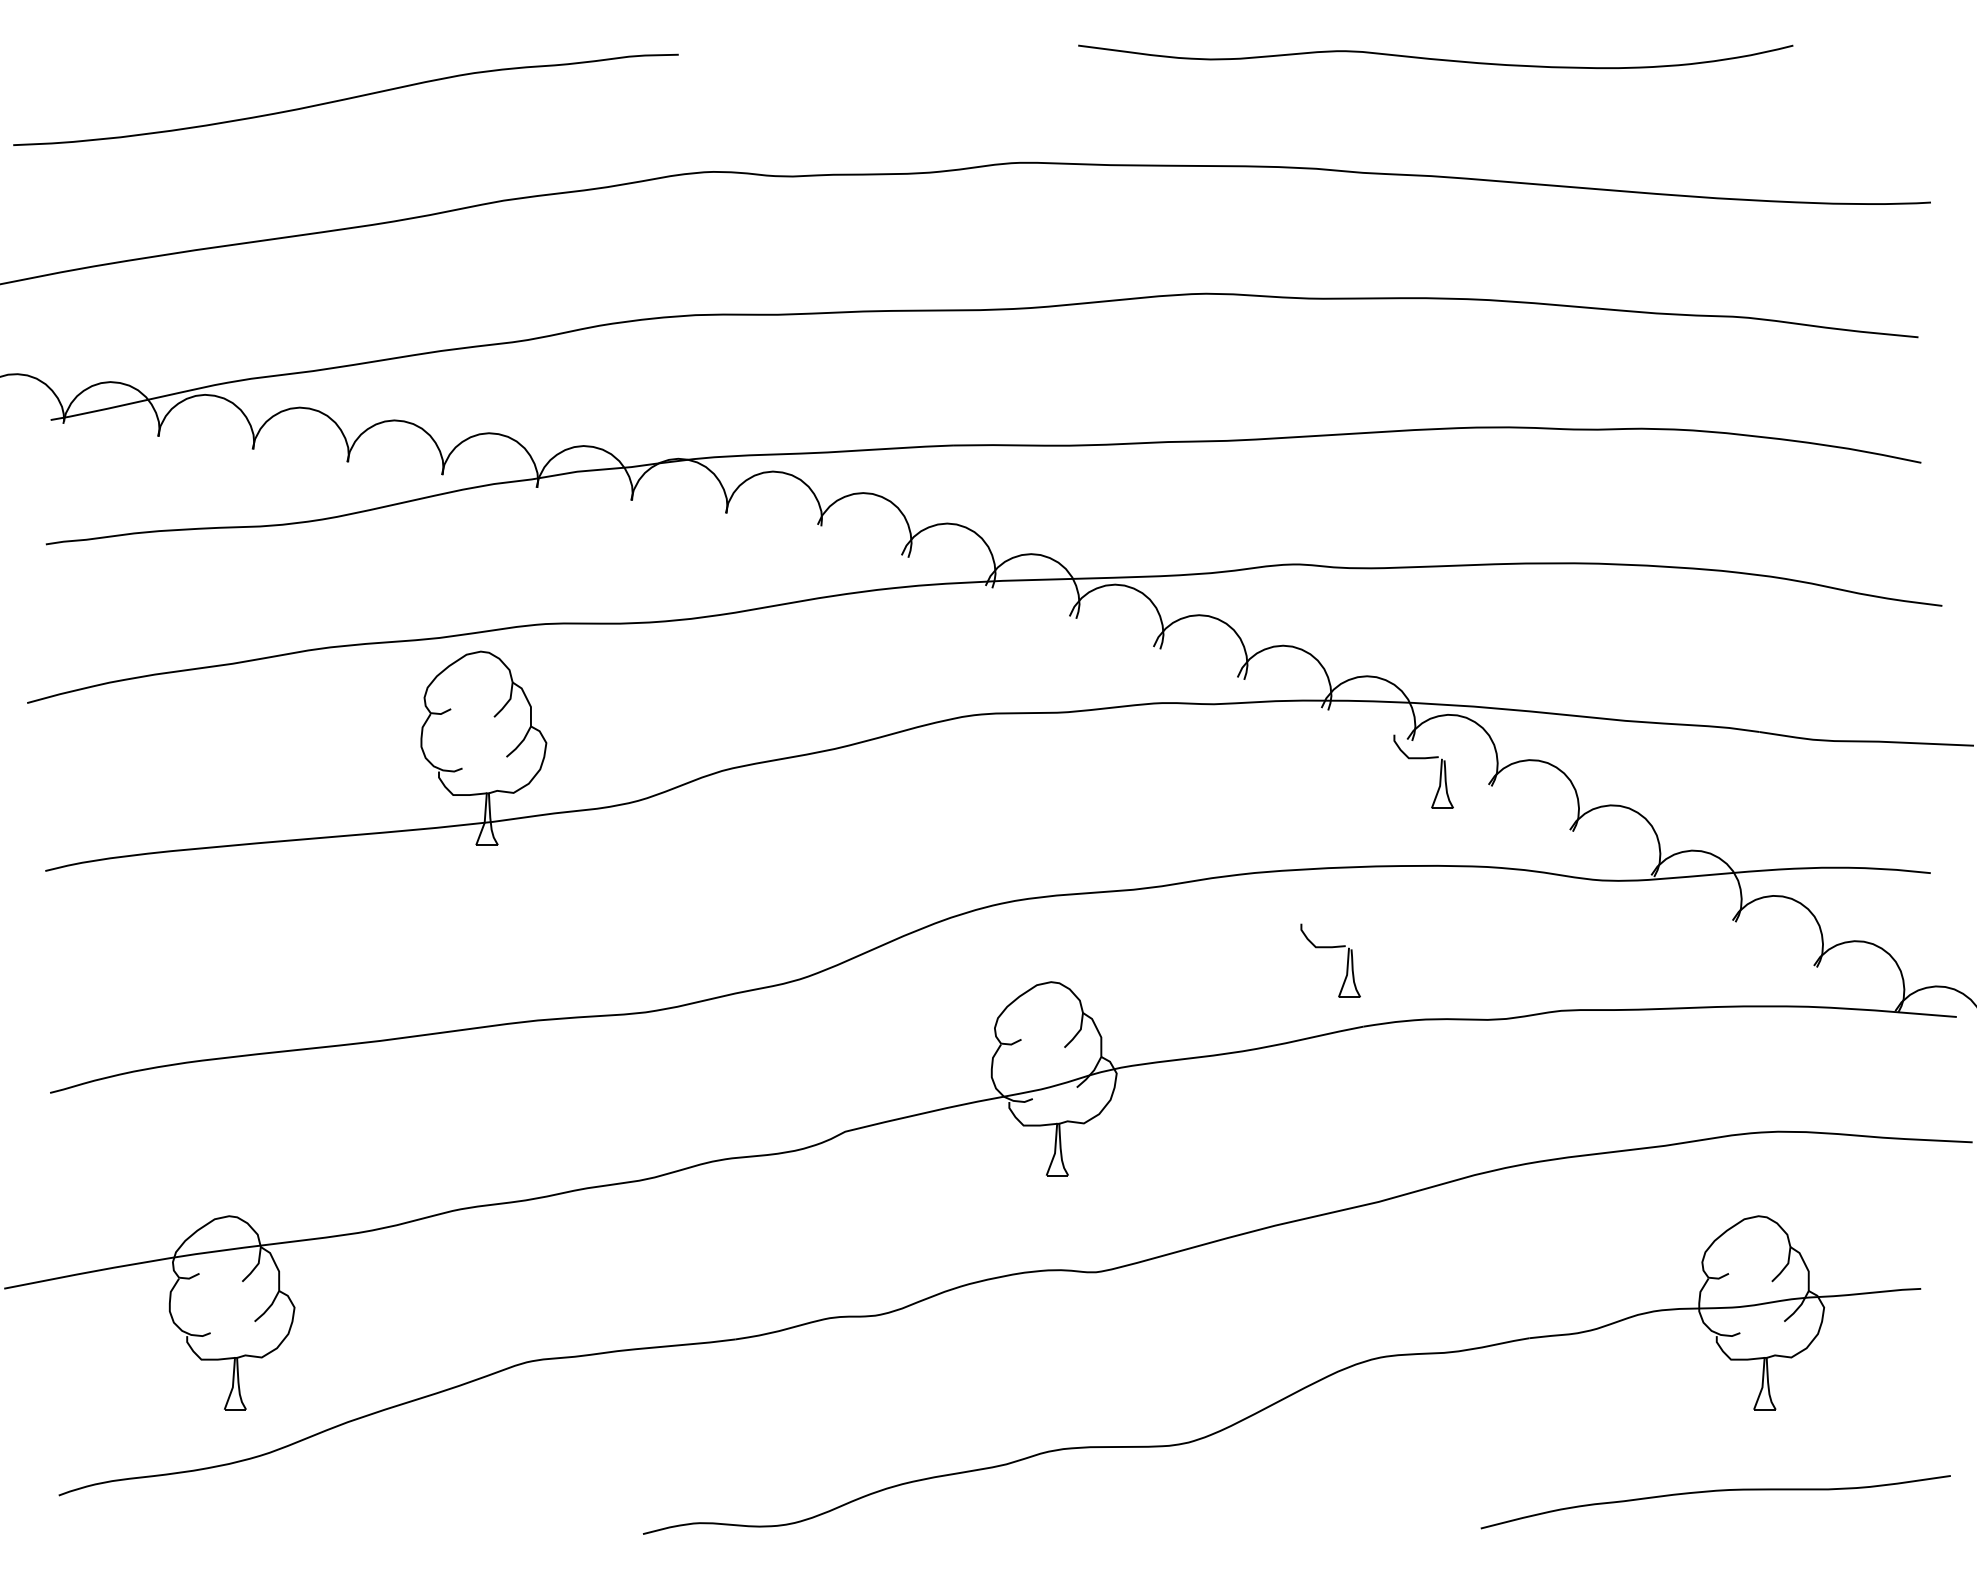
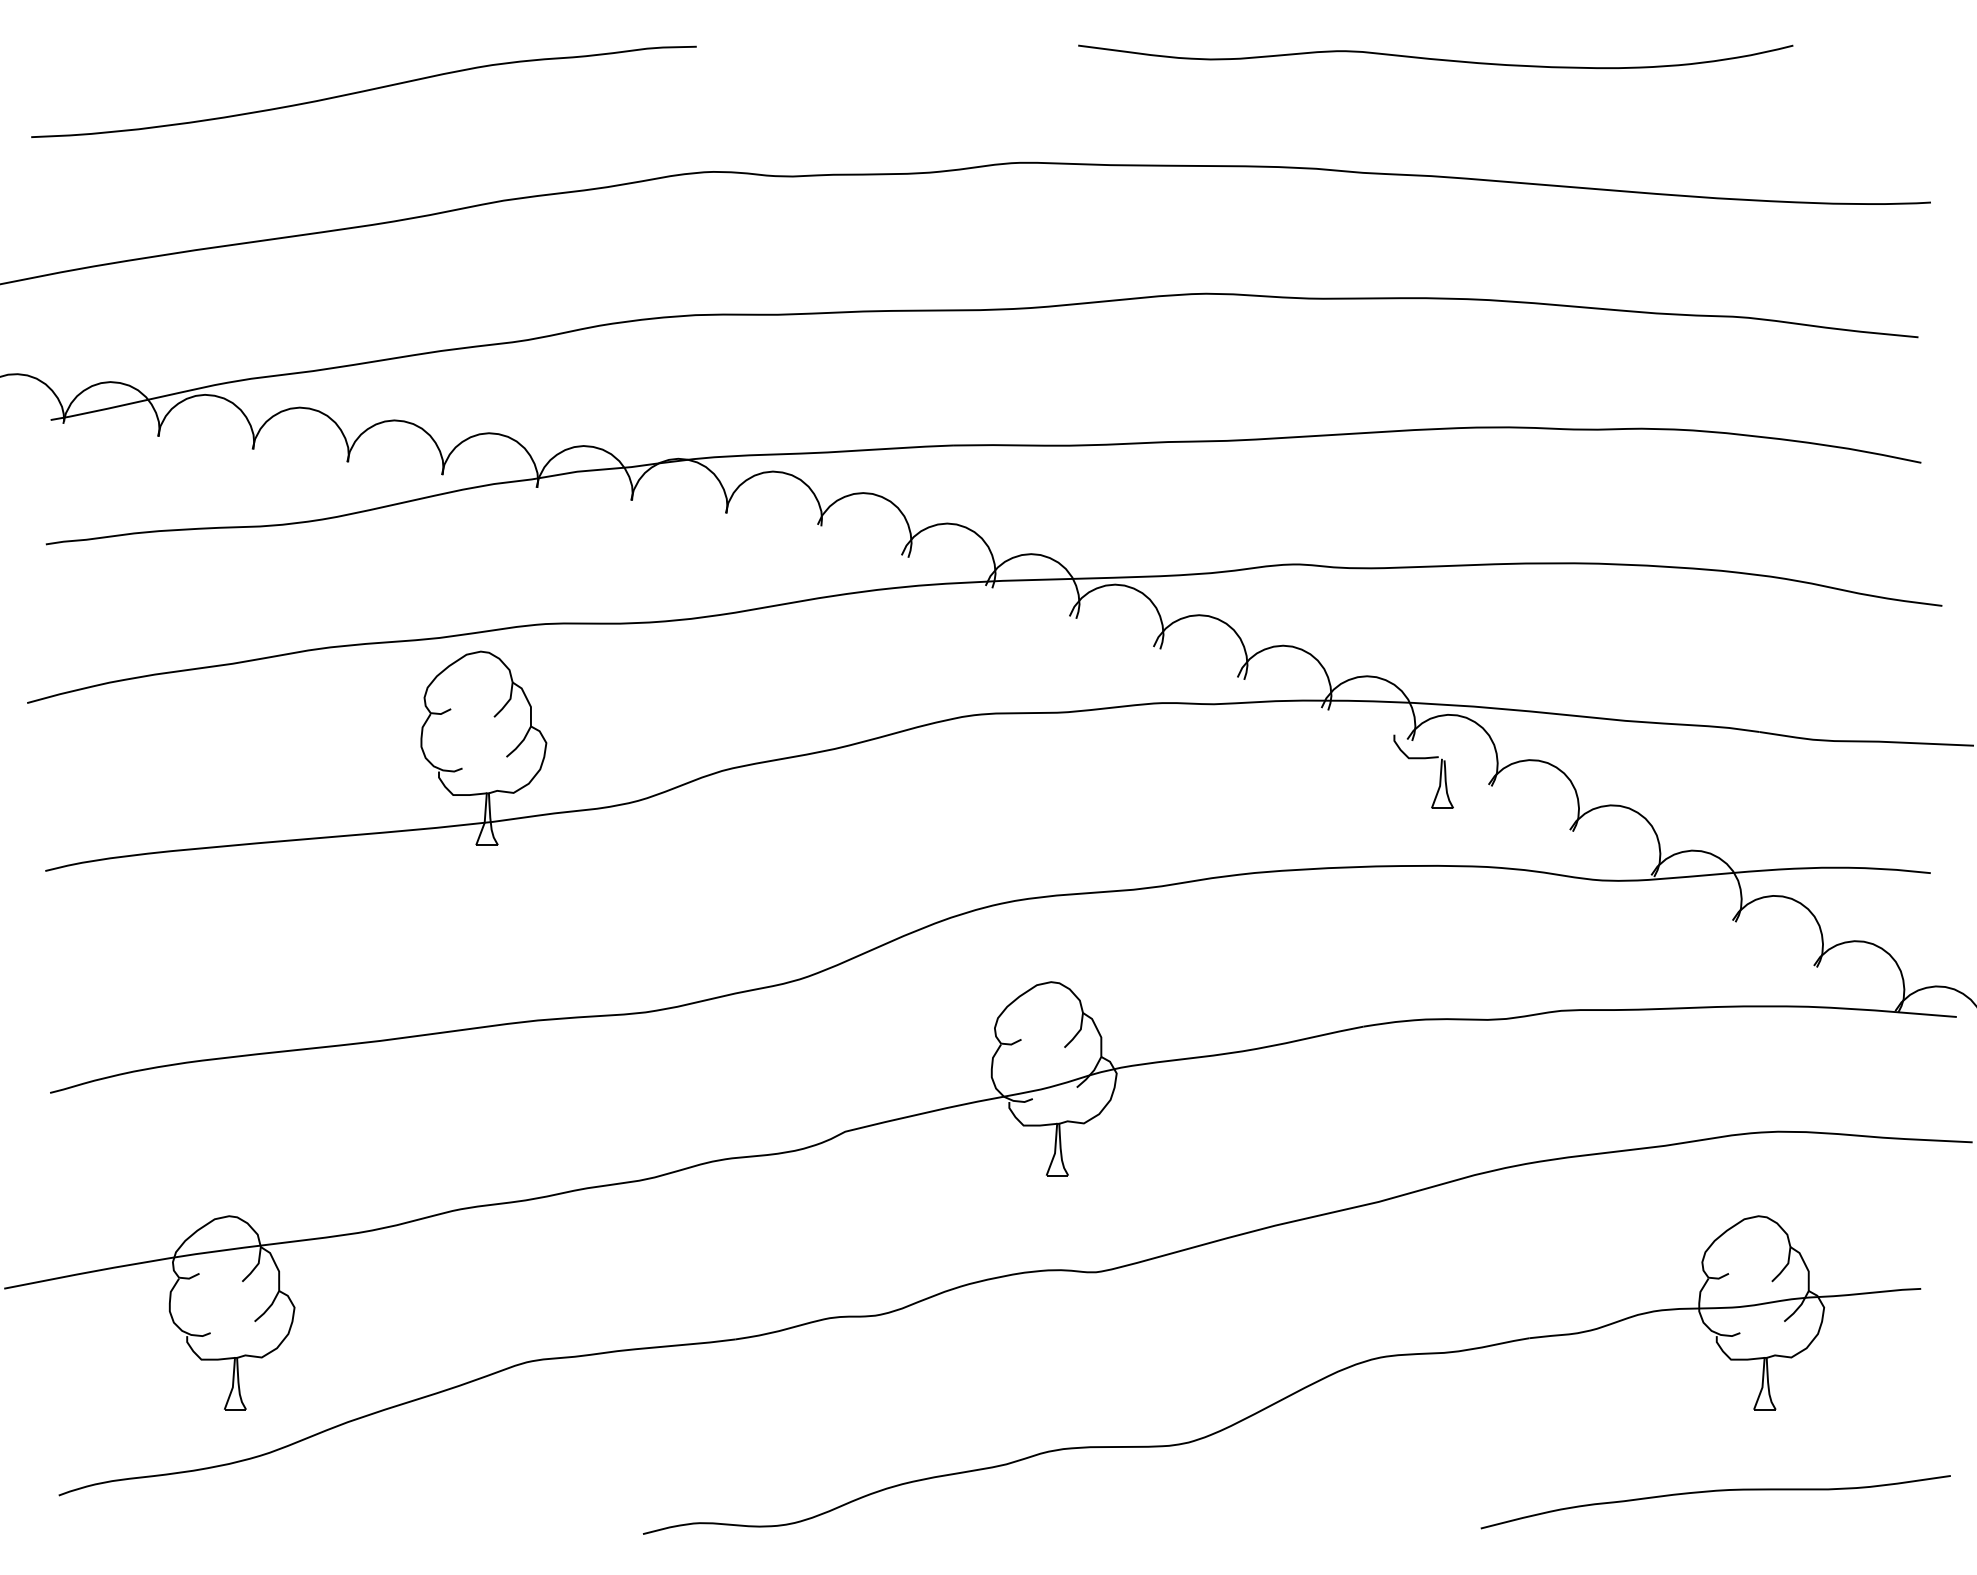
curve position: (345, 99) -> (363, 91) (363, 91)
part: present -> none (1330, 948)
